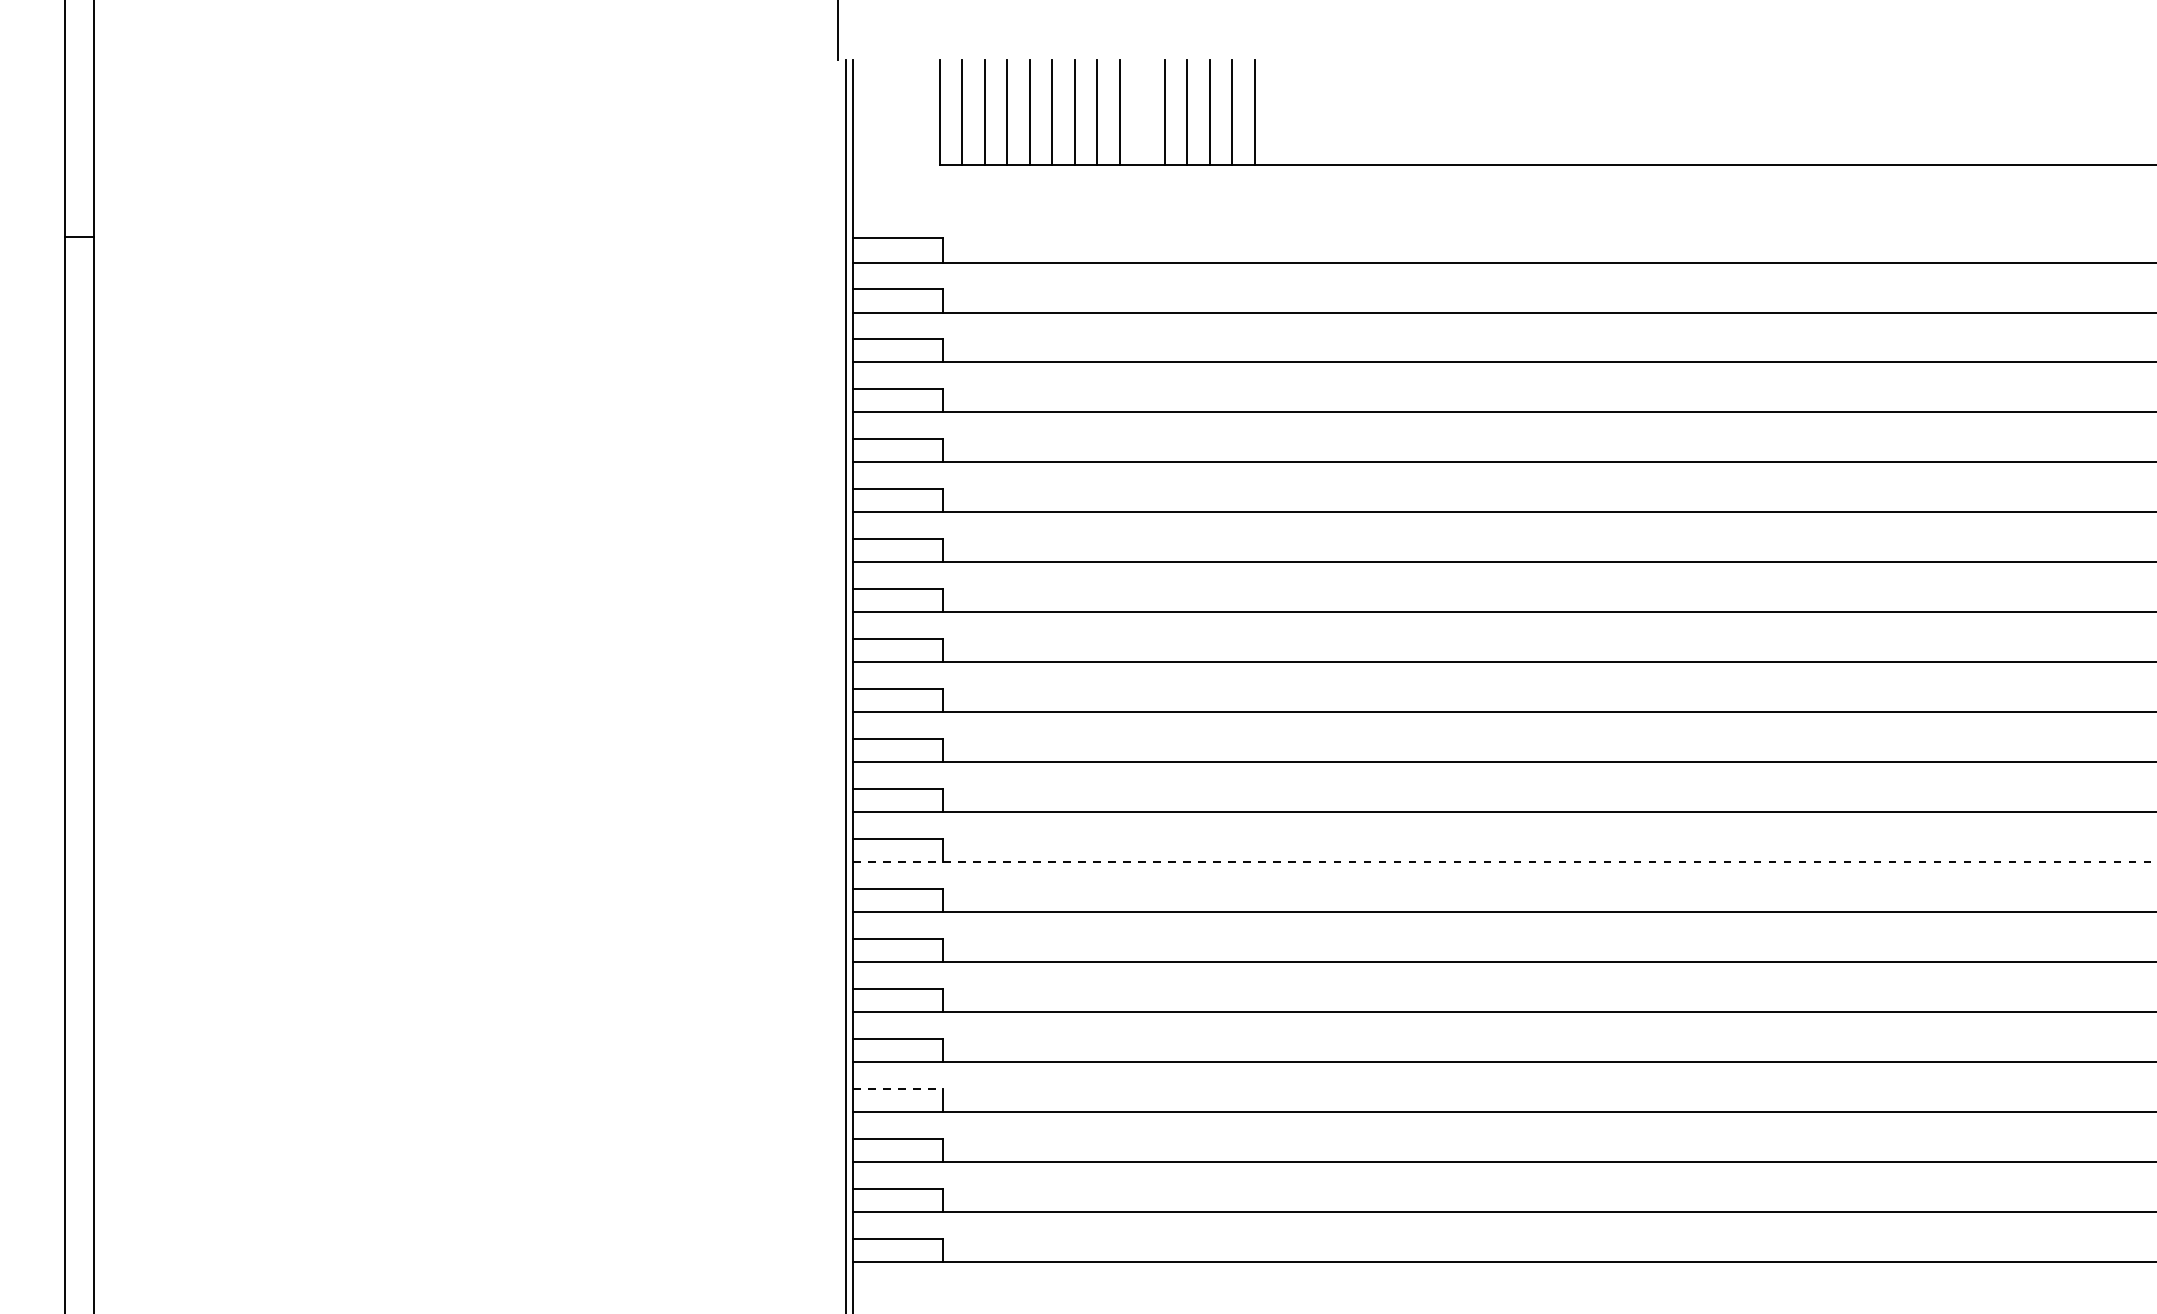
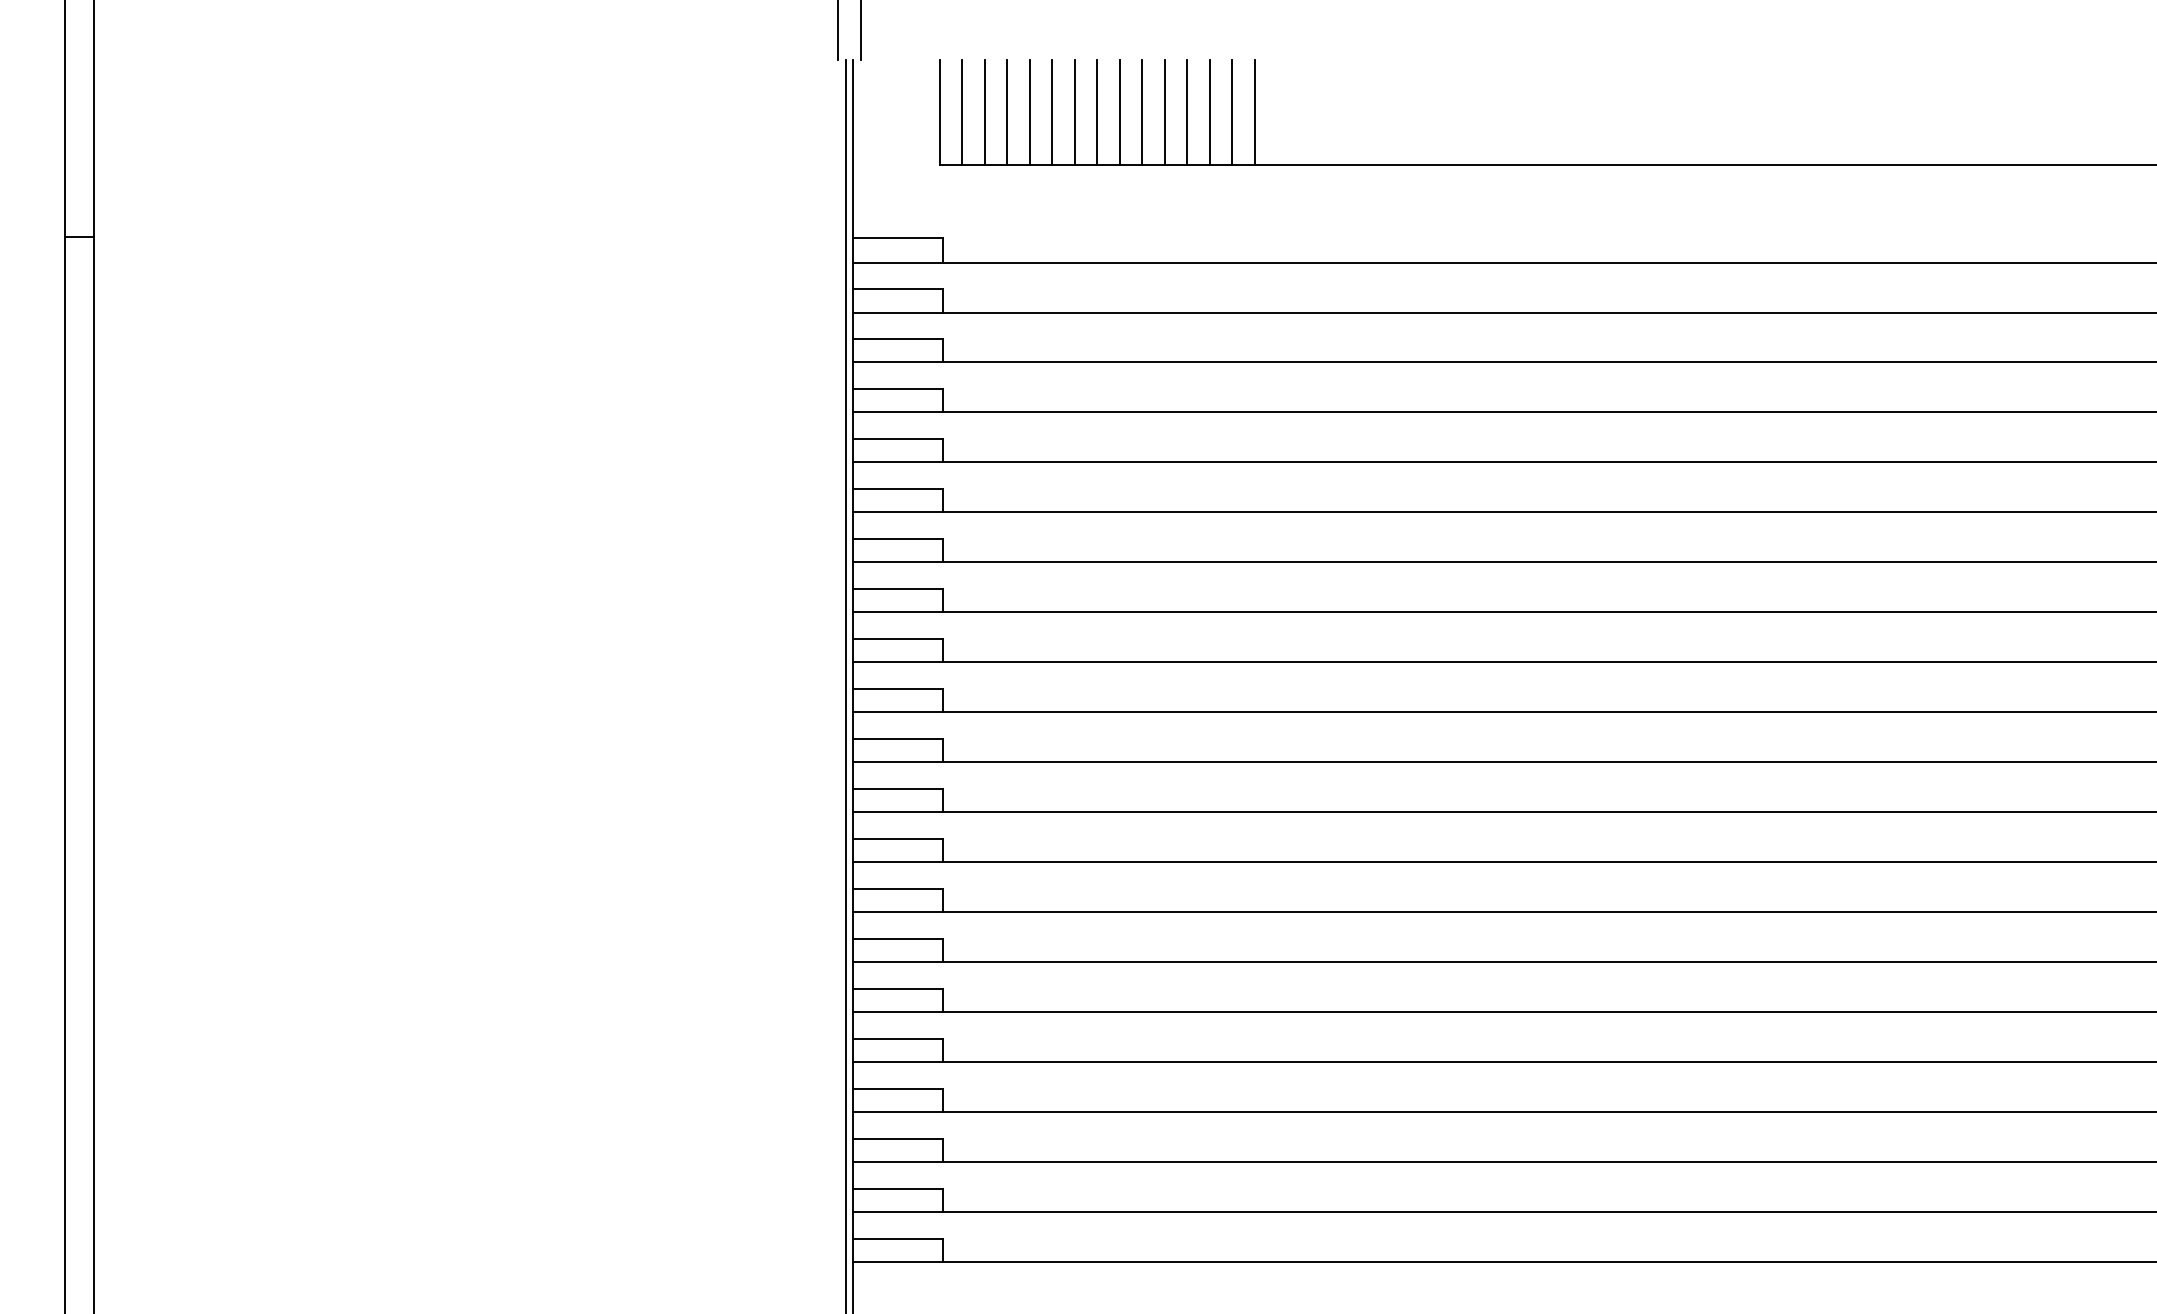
line: none -> present (860, 30)
line: none -> present (1142, 111)
line: dashed -> solid (1505, 862)
line: dashed -> solid (898, 1088)
